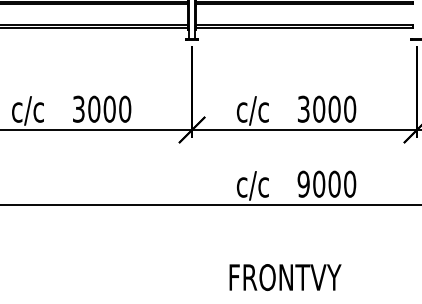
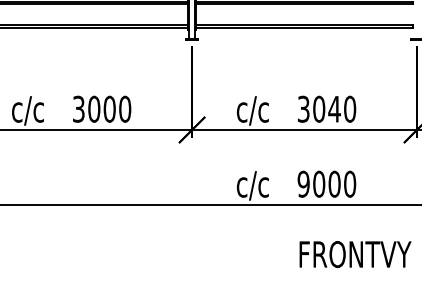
text: 3000 -> 3040 (334, 108)
text position: (285, 277) -> (355, 254) (355, 254)
